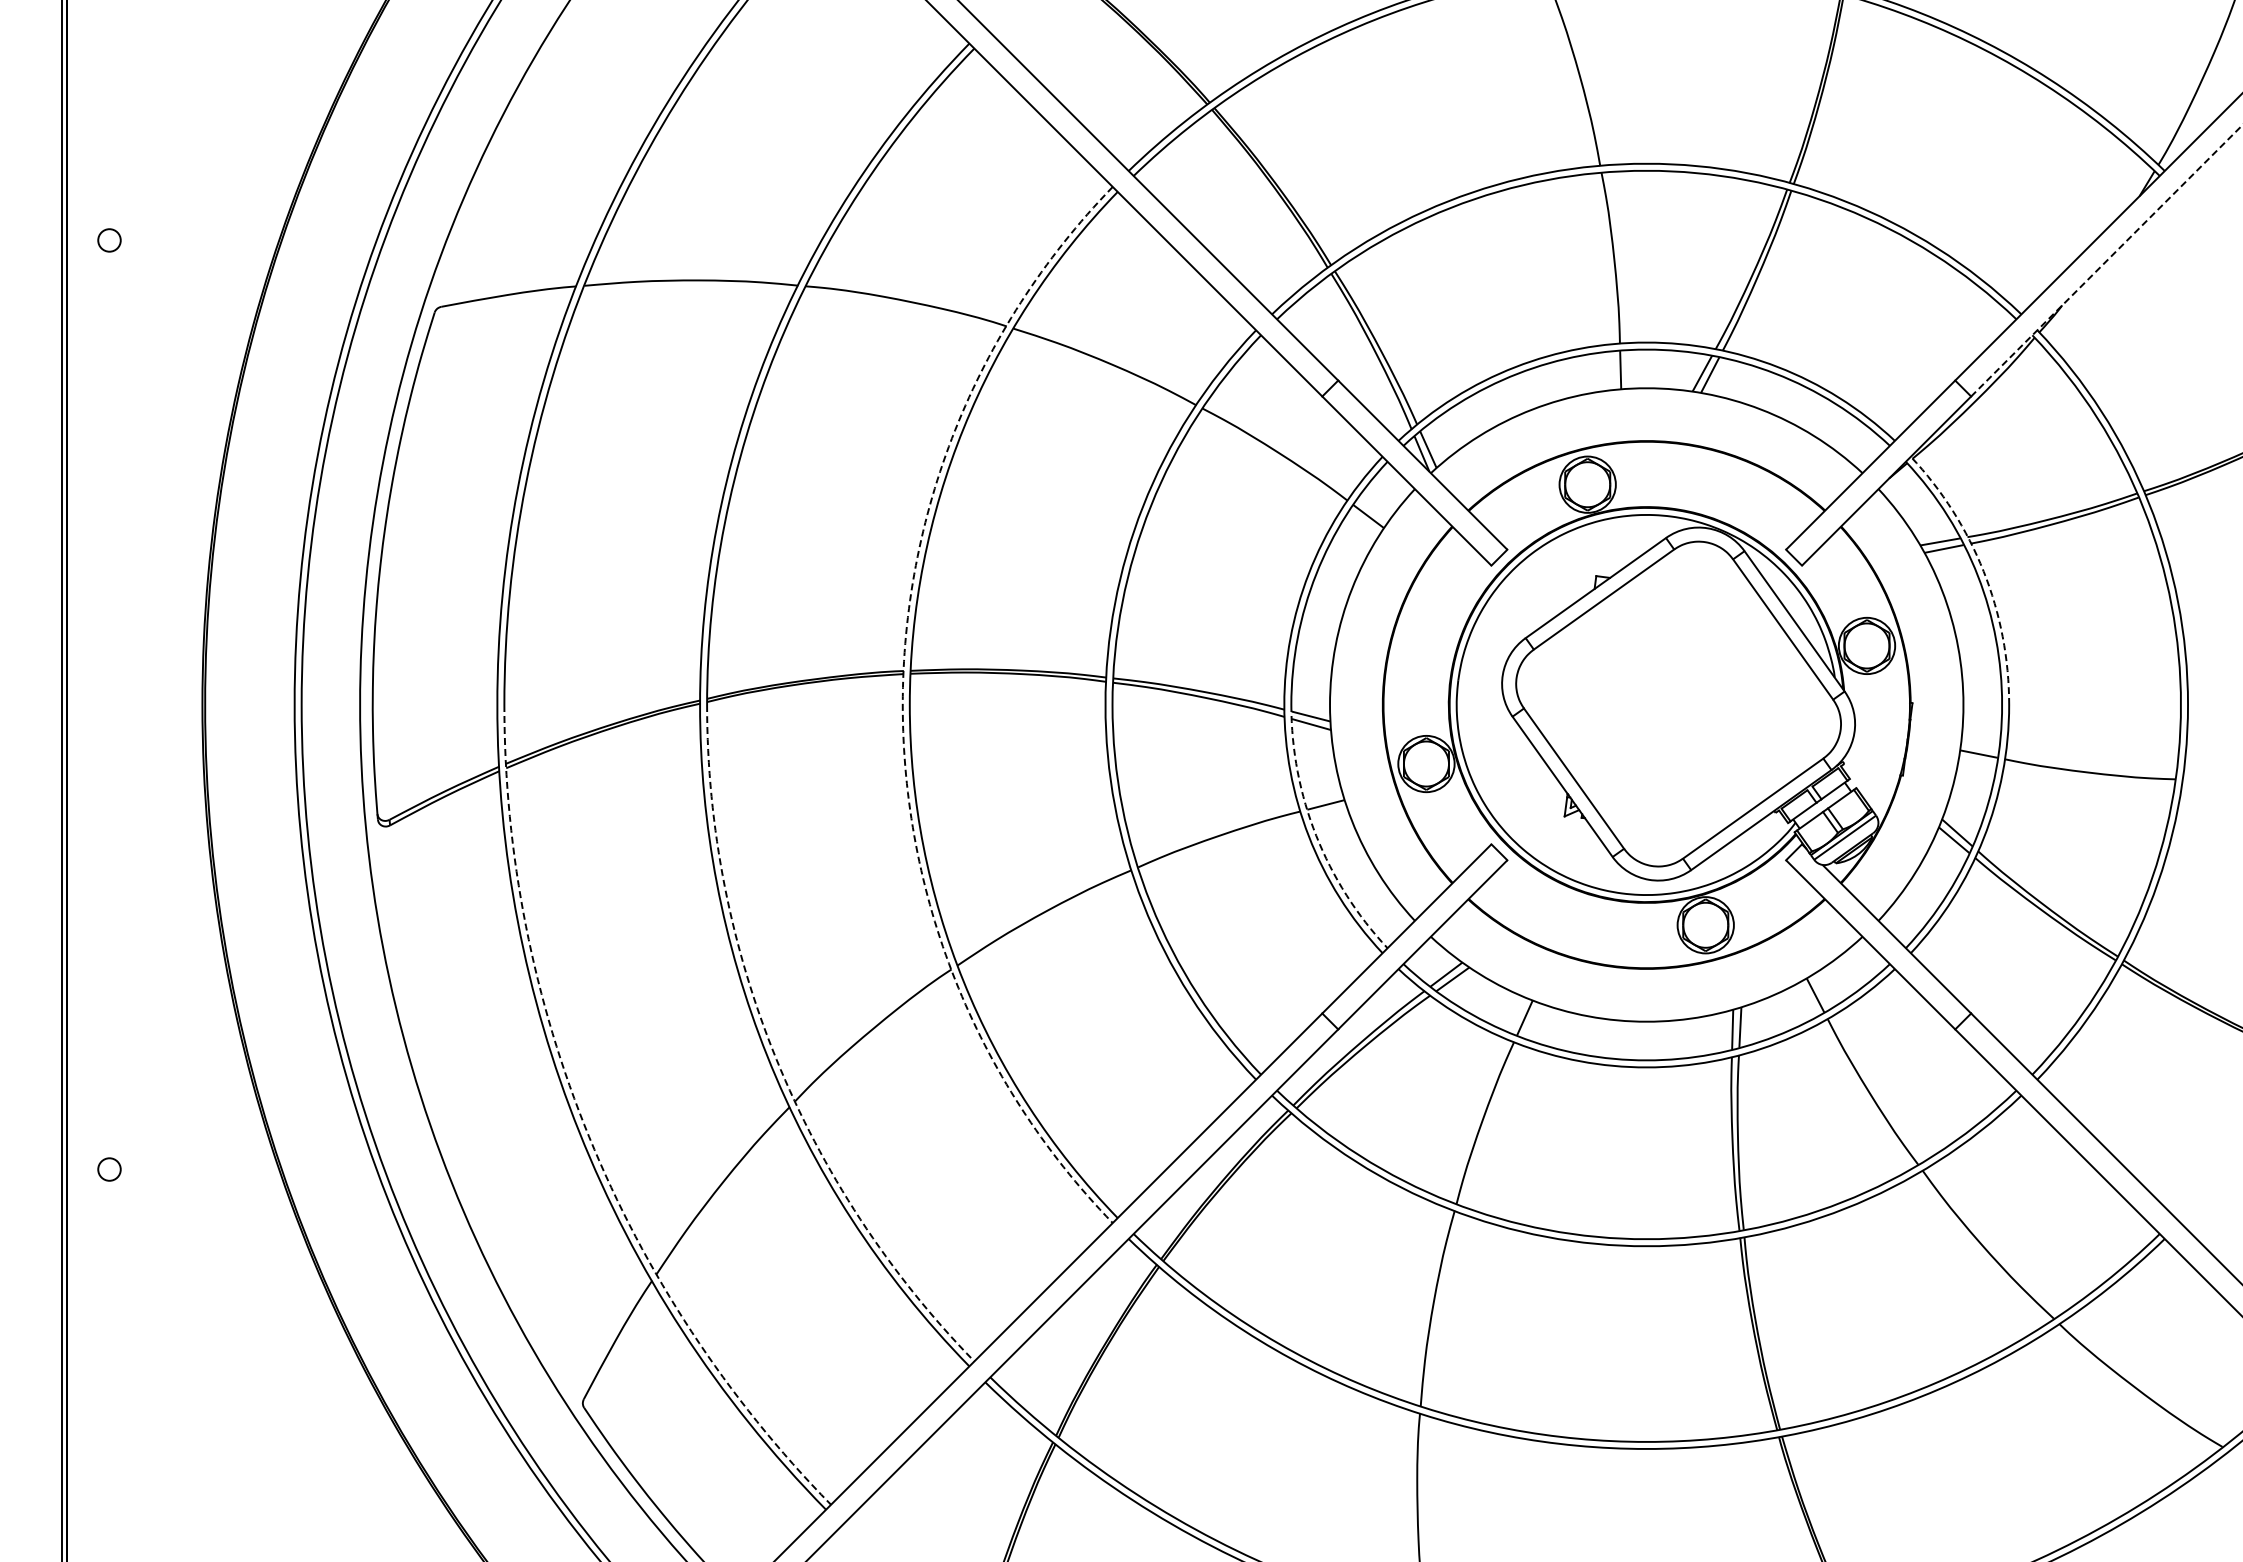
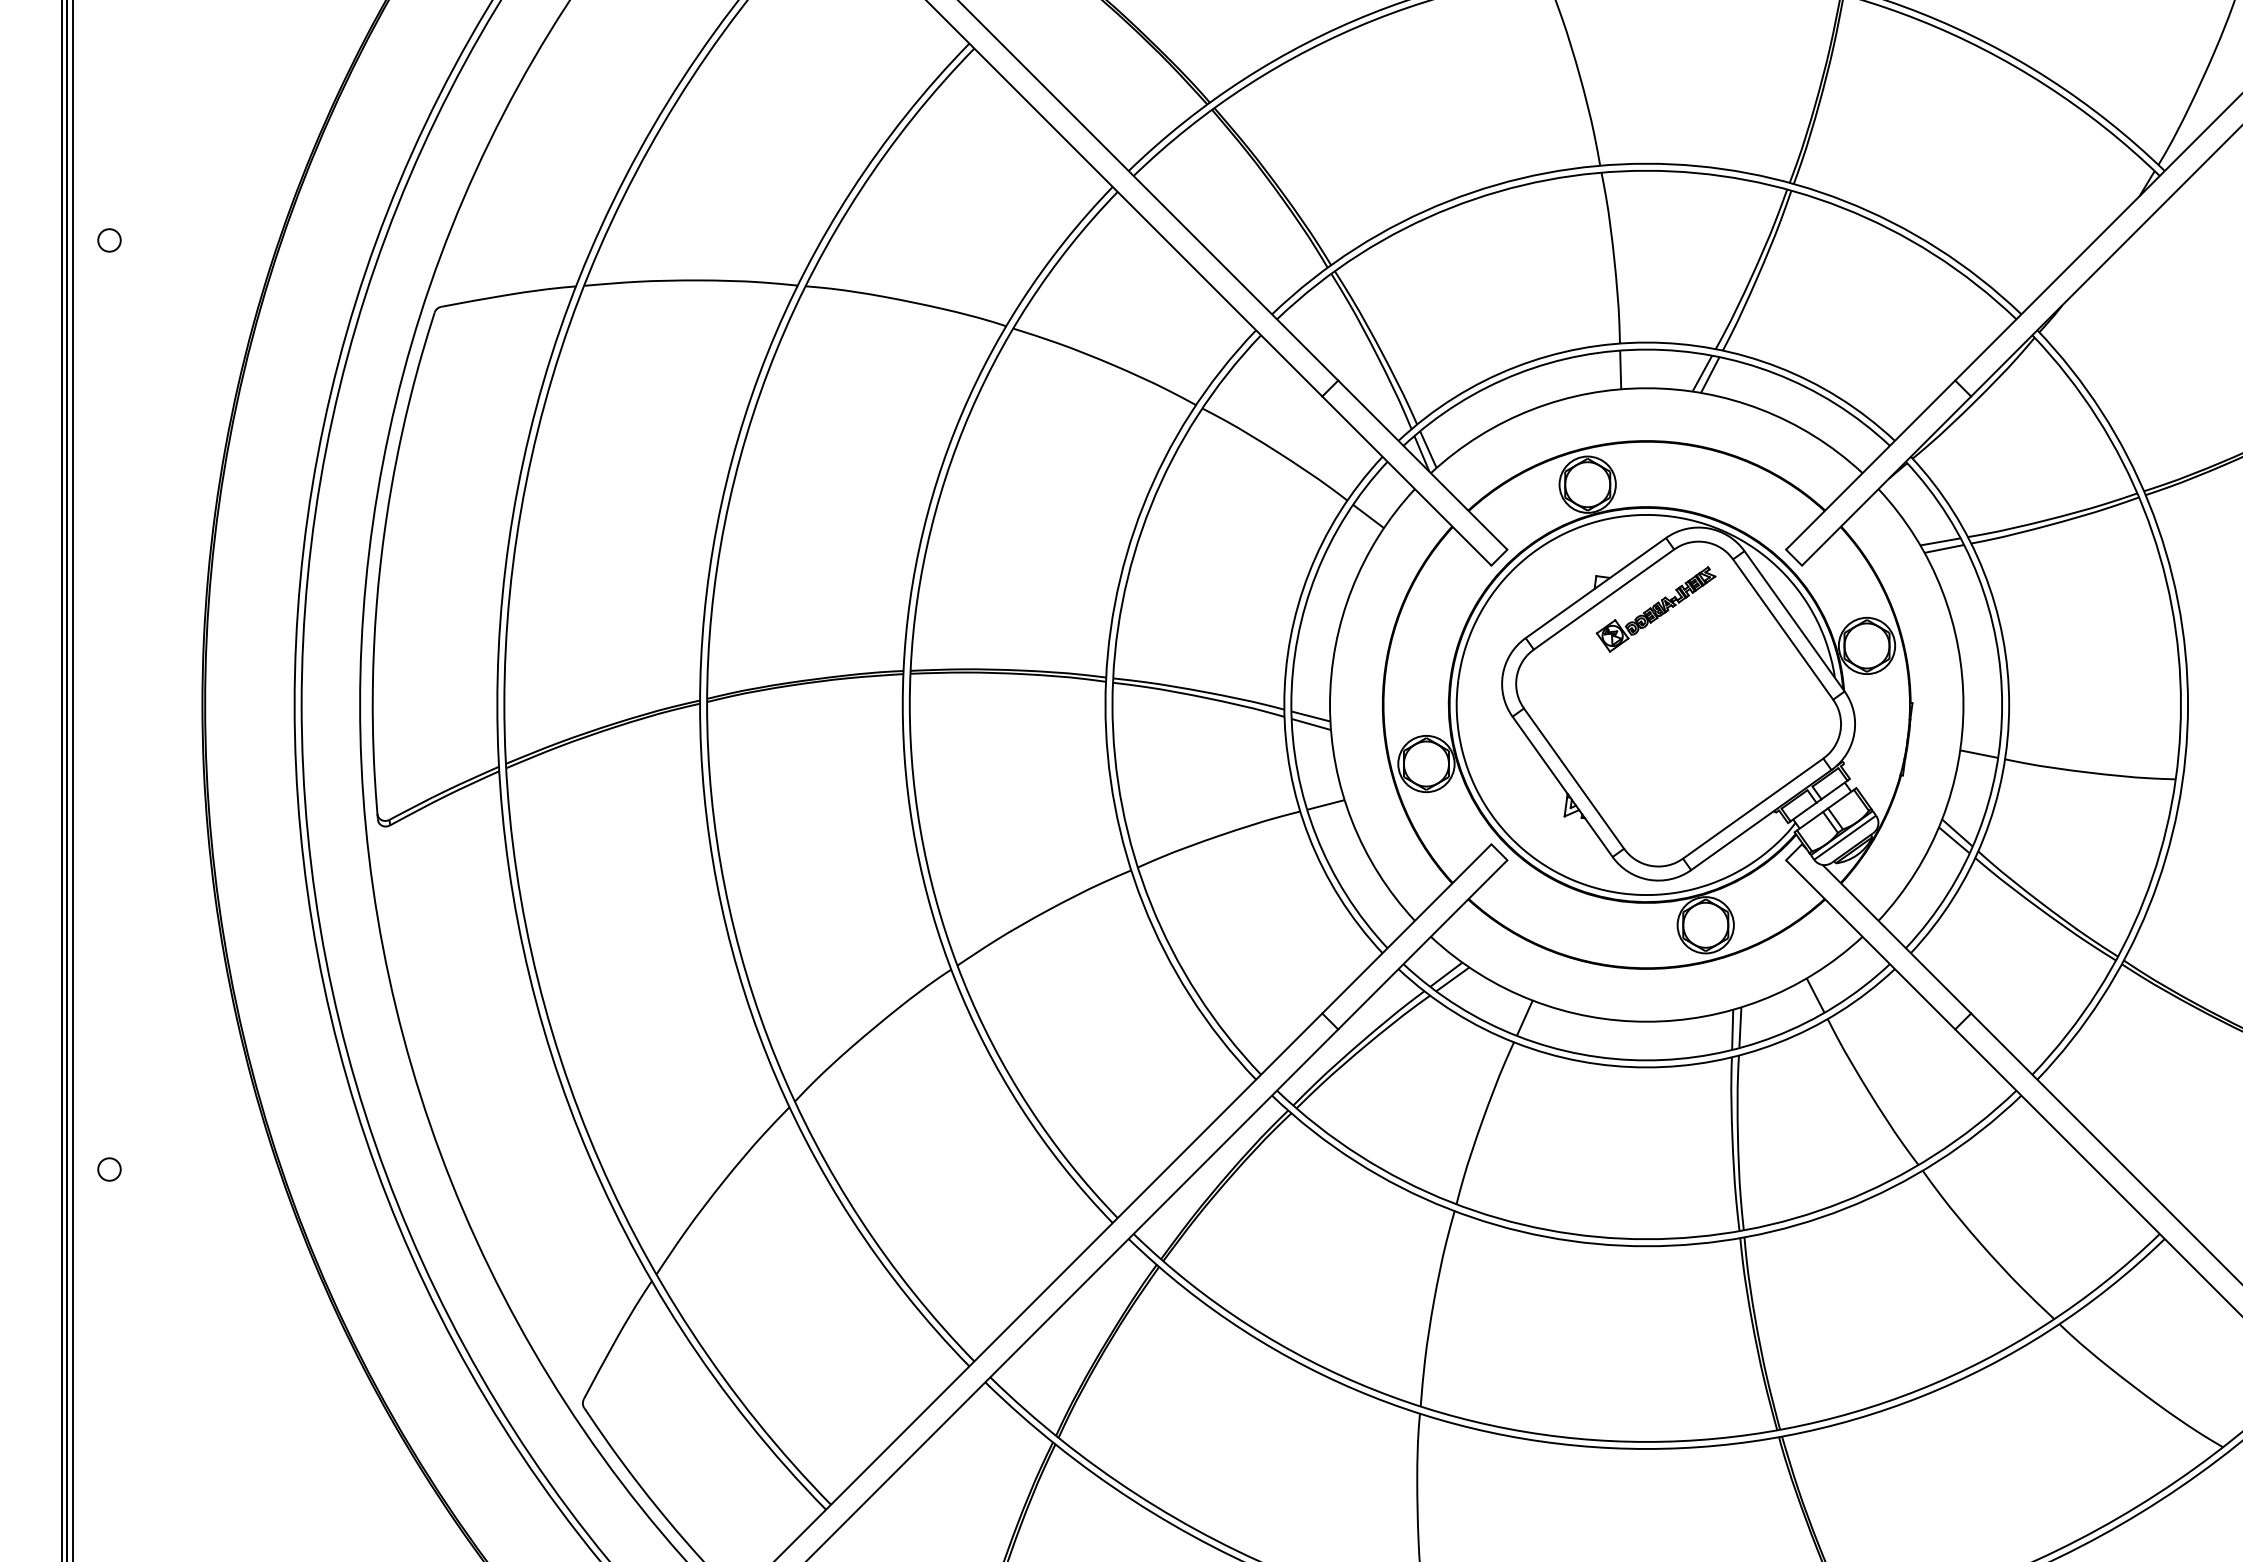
line: dashed -> solid (2106, 260)
arc: dashed -> solid (1983, 571)
part: none -> present (1655, 609)
arc: dashed -> solid (902, 705)
line: none -> present (72, 780)
arc: dashed -> solid (1316, 835)
arc: dashed -> solid (776, 1059)
arc: dashed -> solid (589, 1136)
